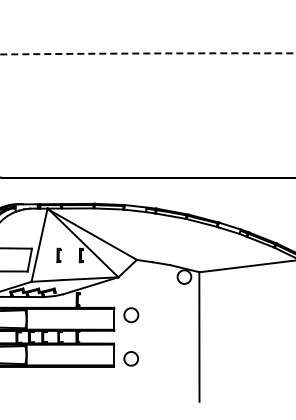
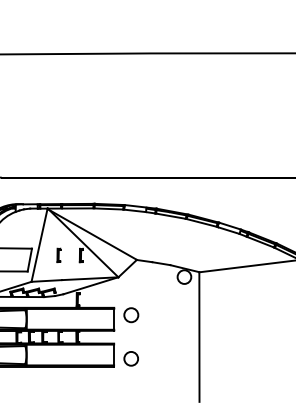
arc: dashed -> solid (147, 53)
